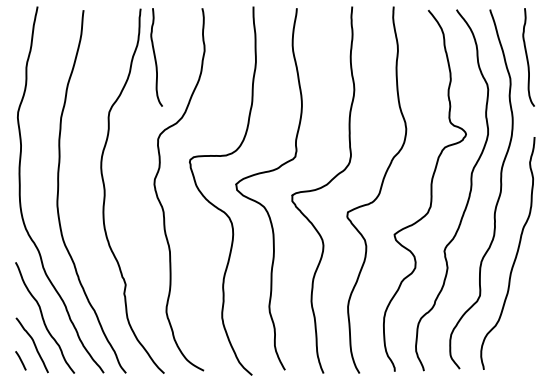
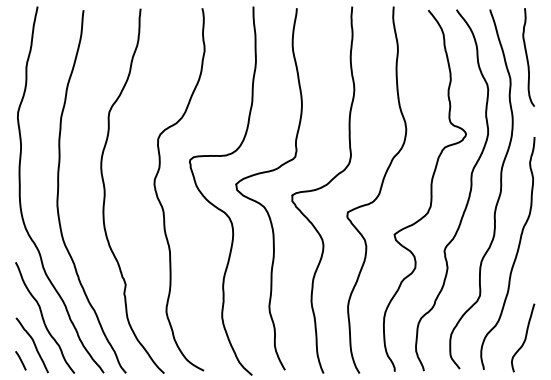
curve: present -> none (155, 57)
curve: none -> present (524, 337)
